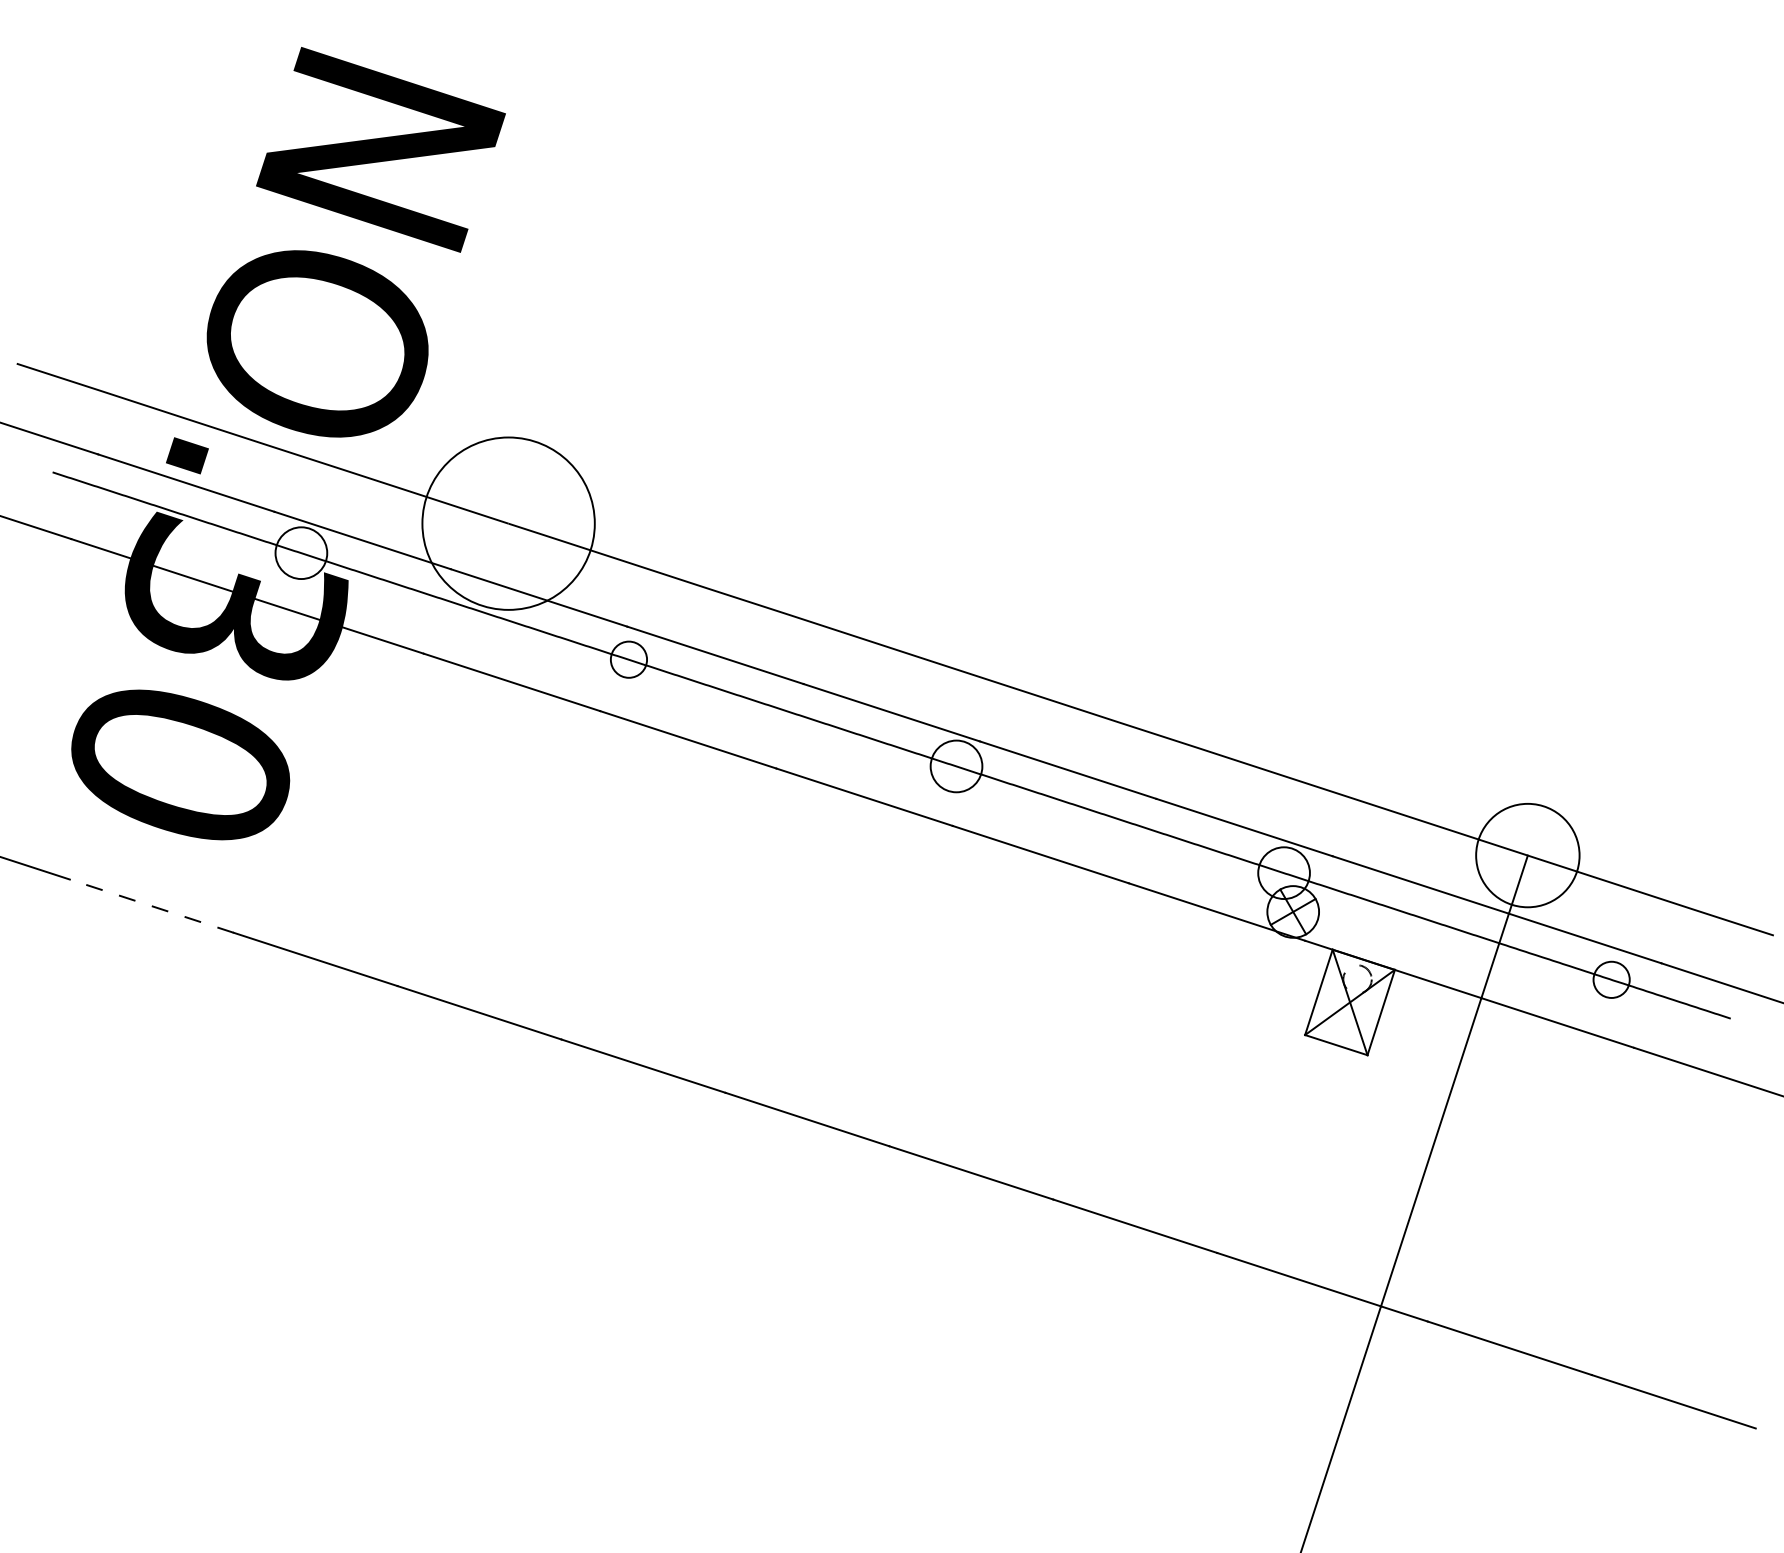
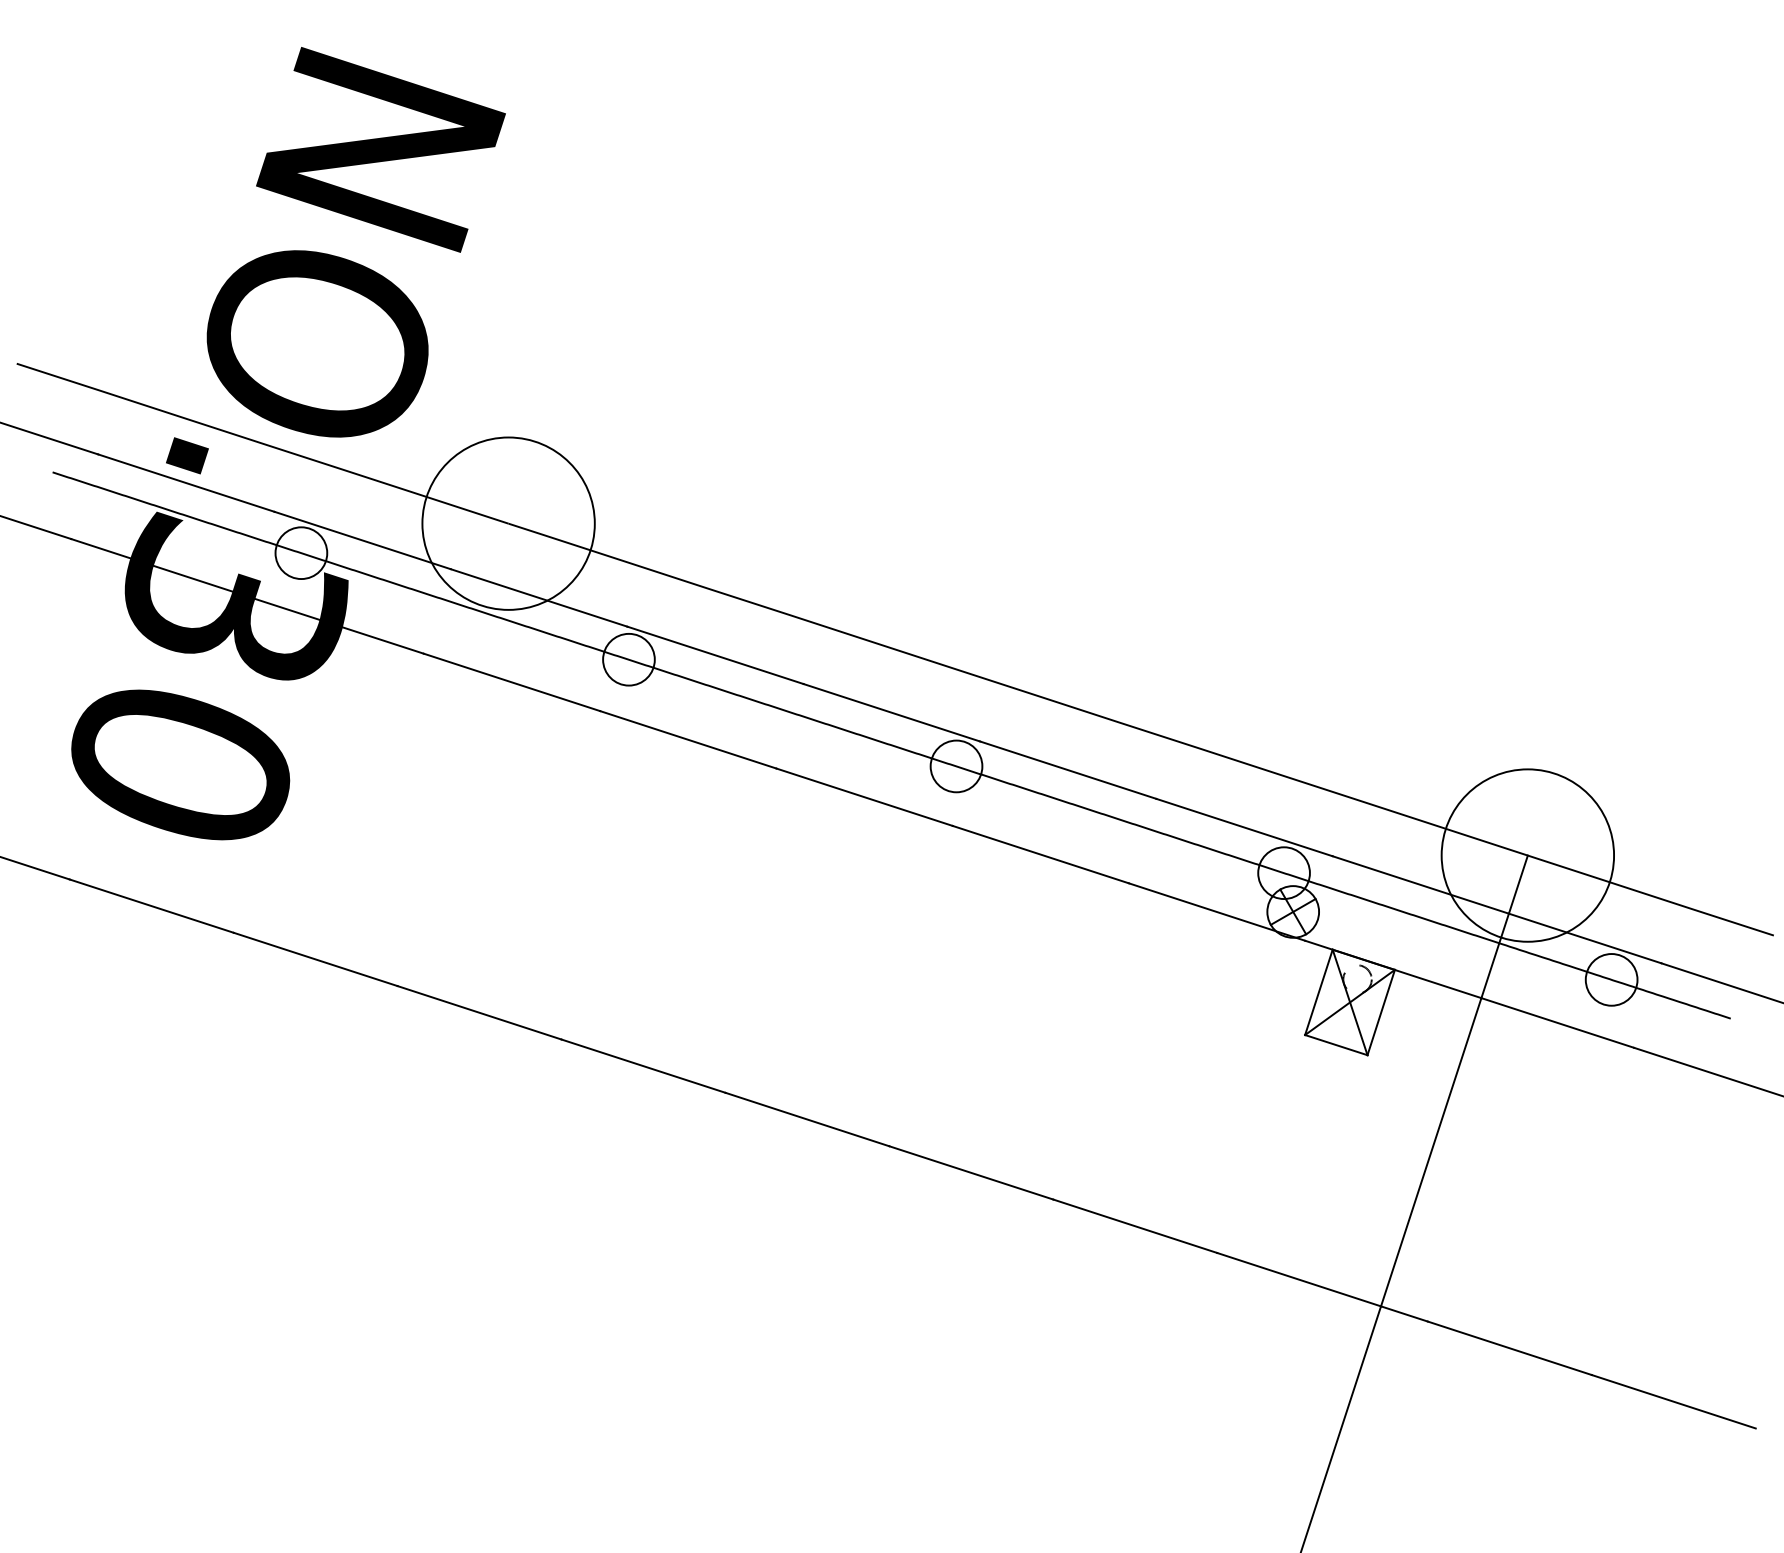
circle diameter: 36 px -> 52 px (628, 659)
circle diameter: 103 px -> 172 px (1527, 855)
line: dashed -> solid (151, 906)
circle diameter: 36 px -> 52 px (1611, 979)
